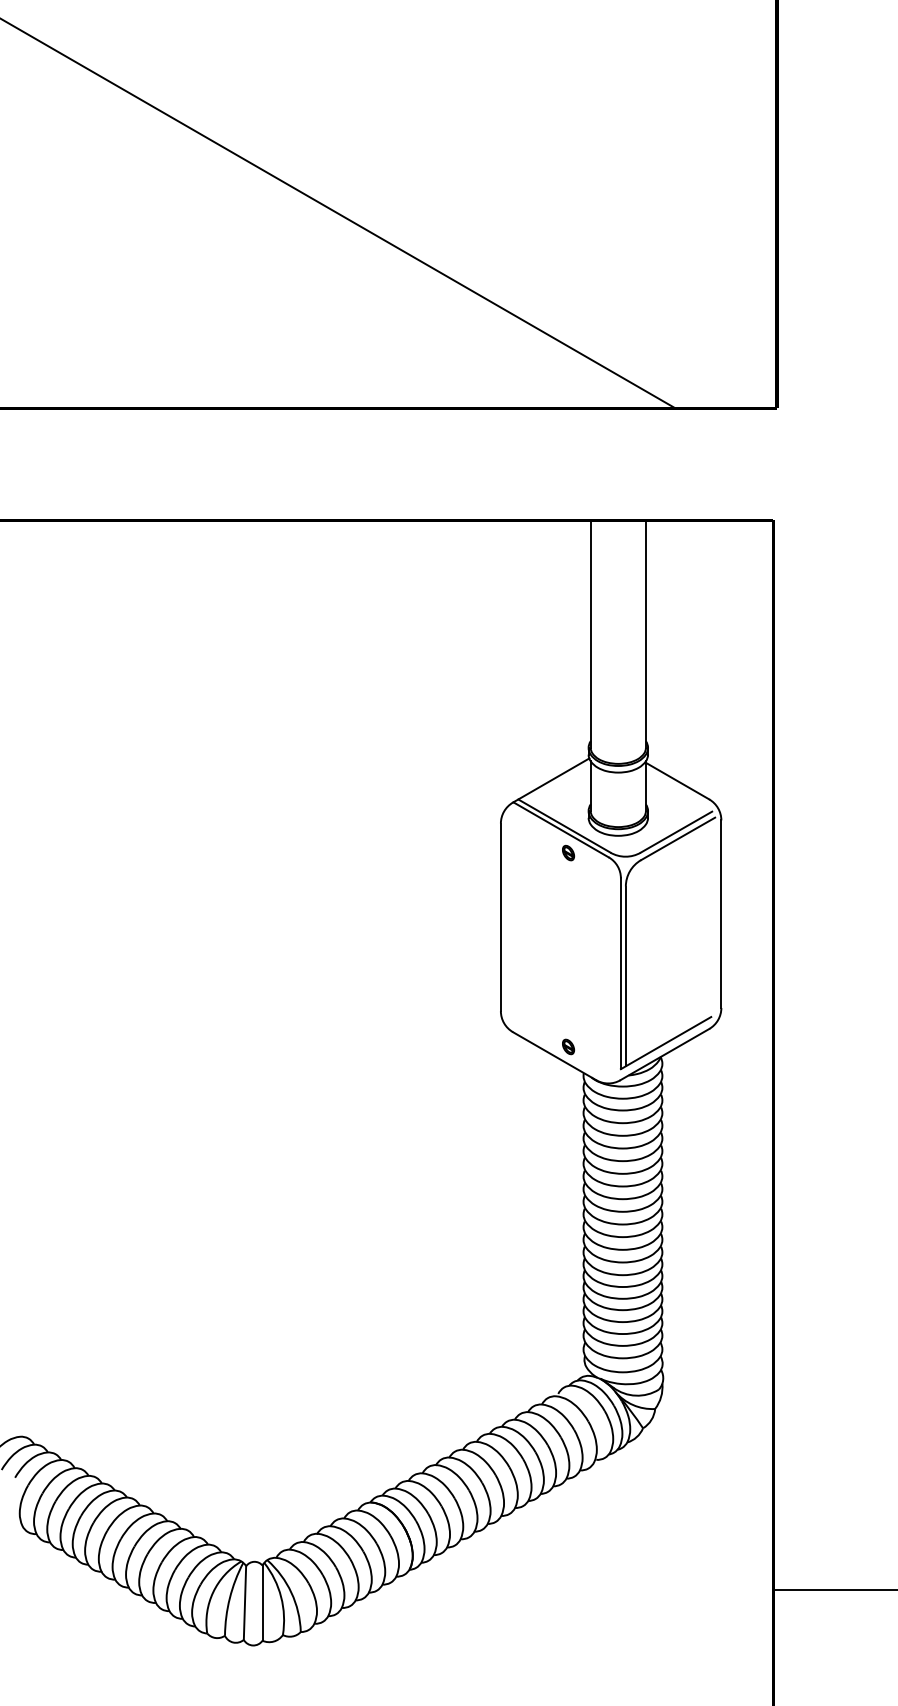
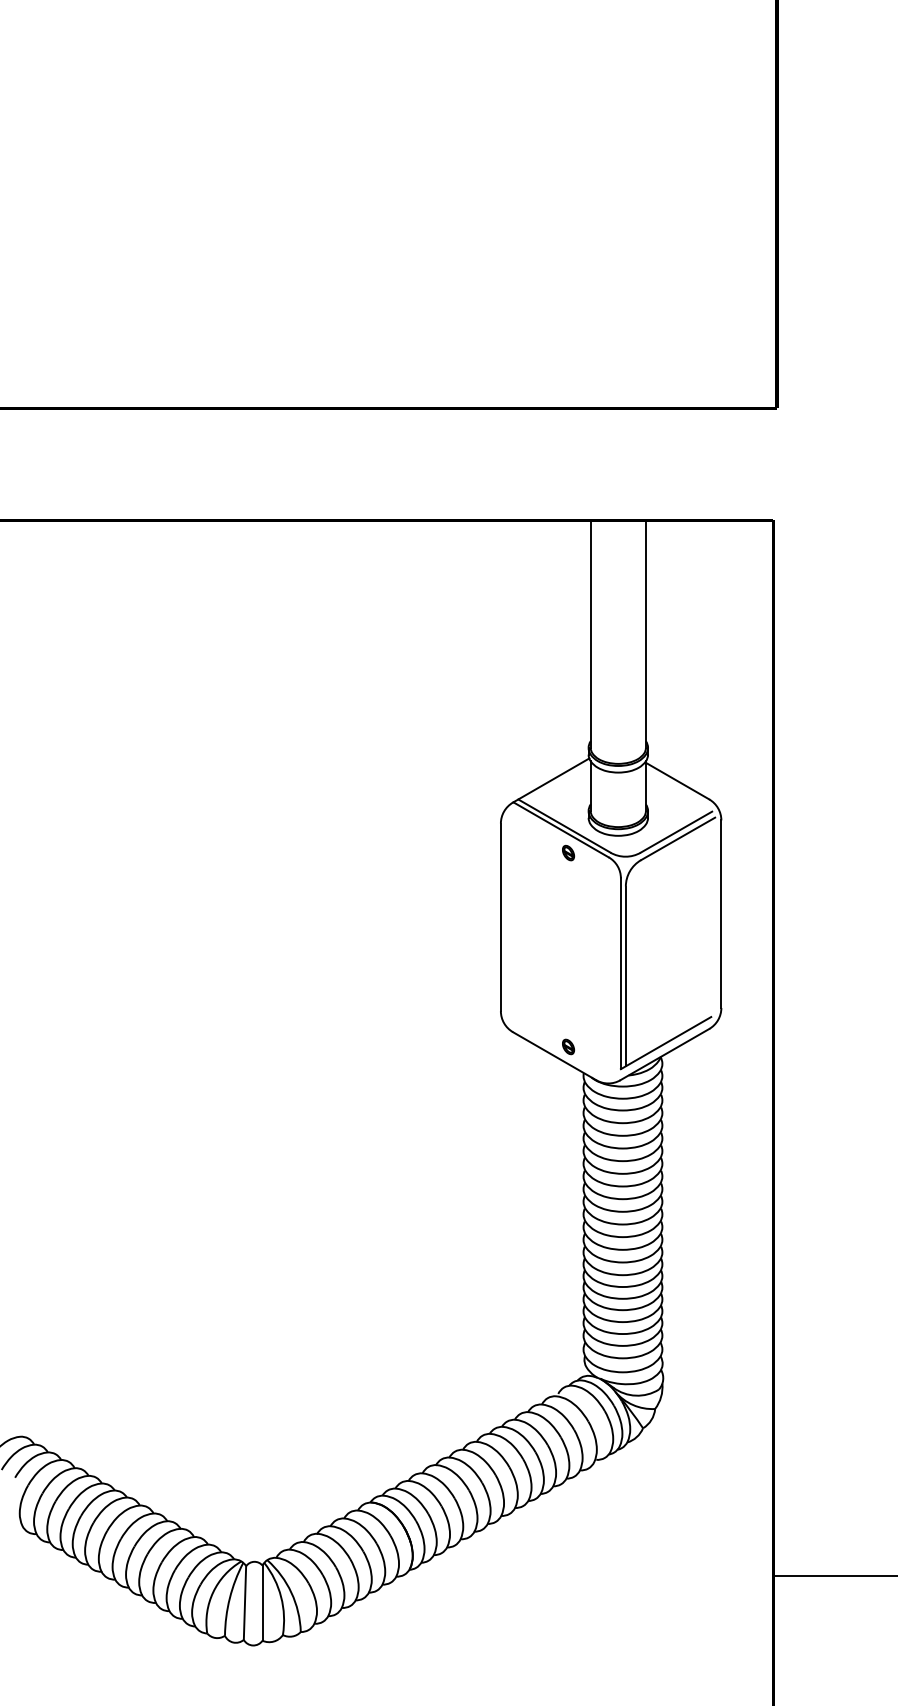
line: present -> none (338, 213)
line position: (833, 1589) -> (833, 1575) (833, 1575)
